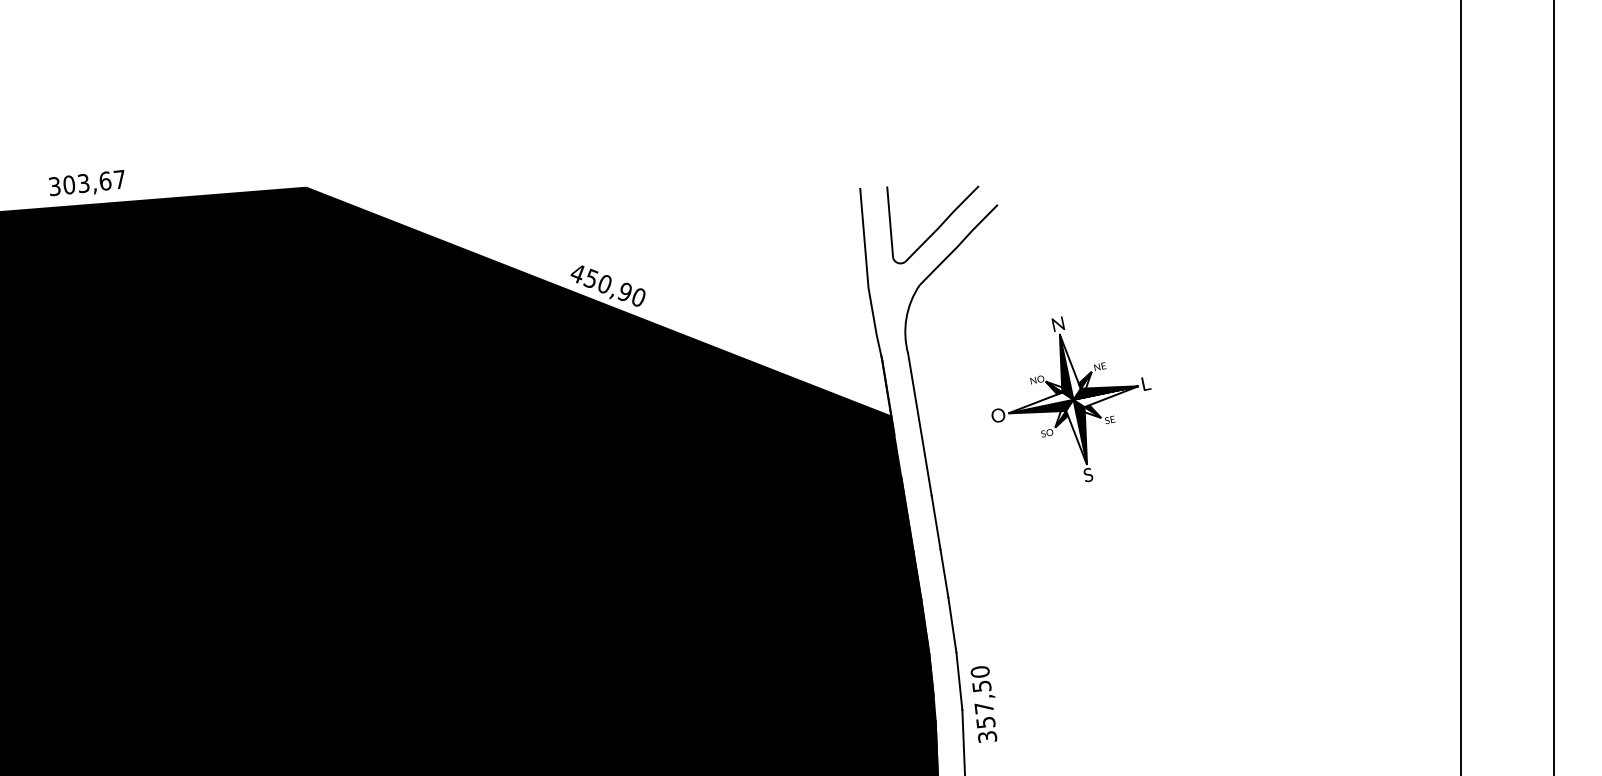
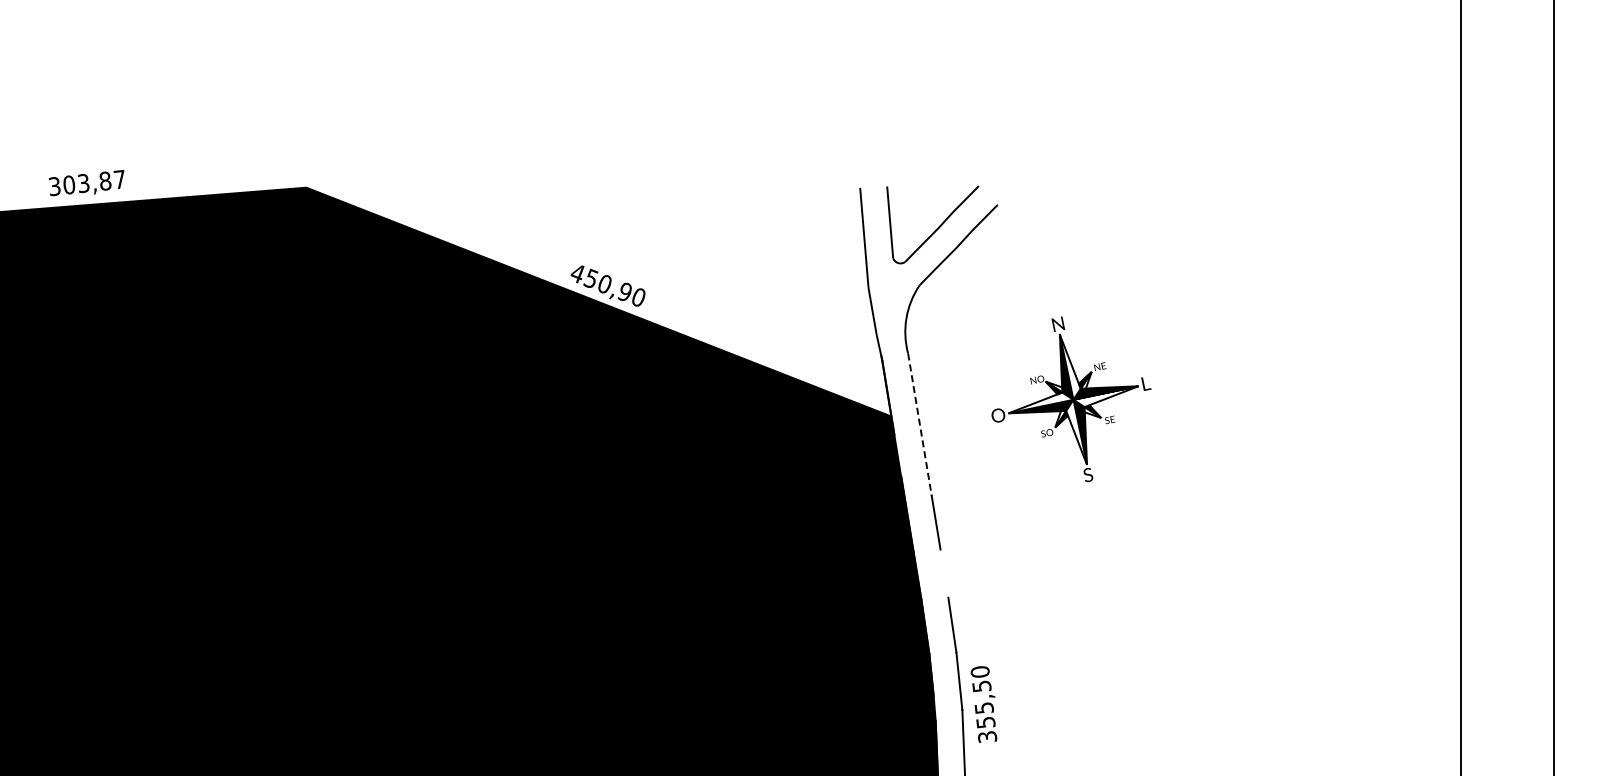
text: 303,67 -> 303,87 (105, 180)
line: solid -> dashed (920, 425)
line: present -> none (944, 573)
text: 357,50 -> 355,50 (983, 708)
